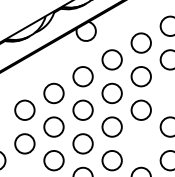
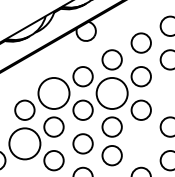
circle diameter: 19 px -> 31 px (53, 93)
circle diameter: 19 px -> 31 px (111, 93)
circle diameter: 19 px -> 31 px (24, 143)
circle position: (111, 160) -> (111, 155) (111, 155)
